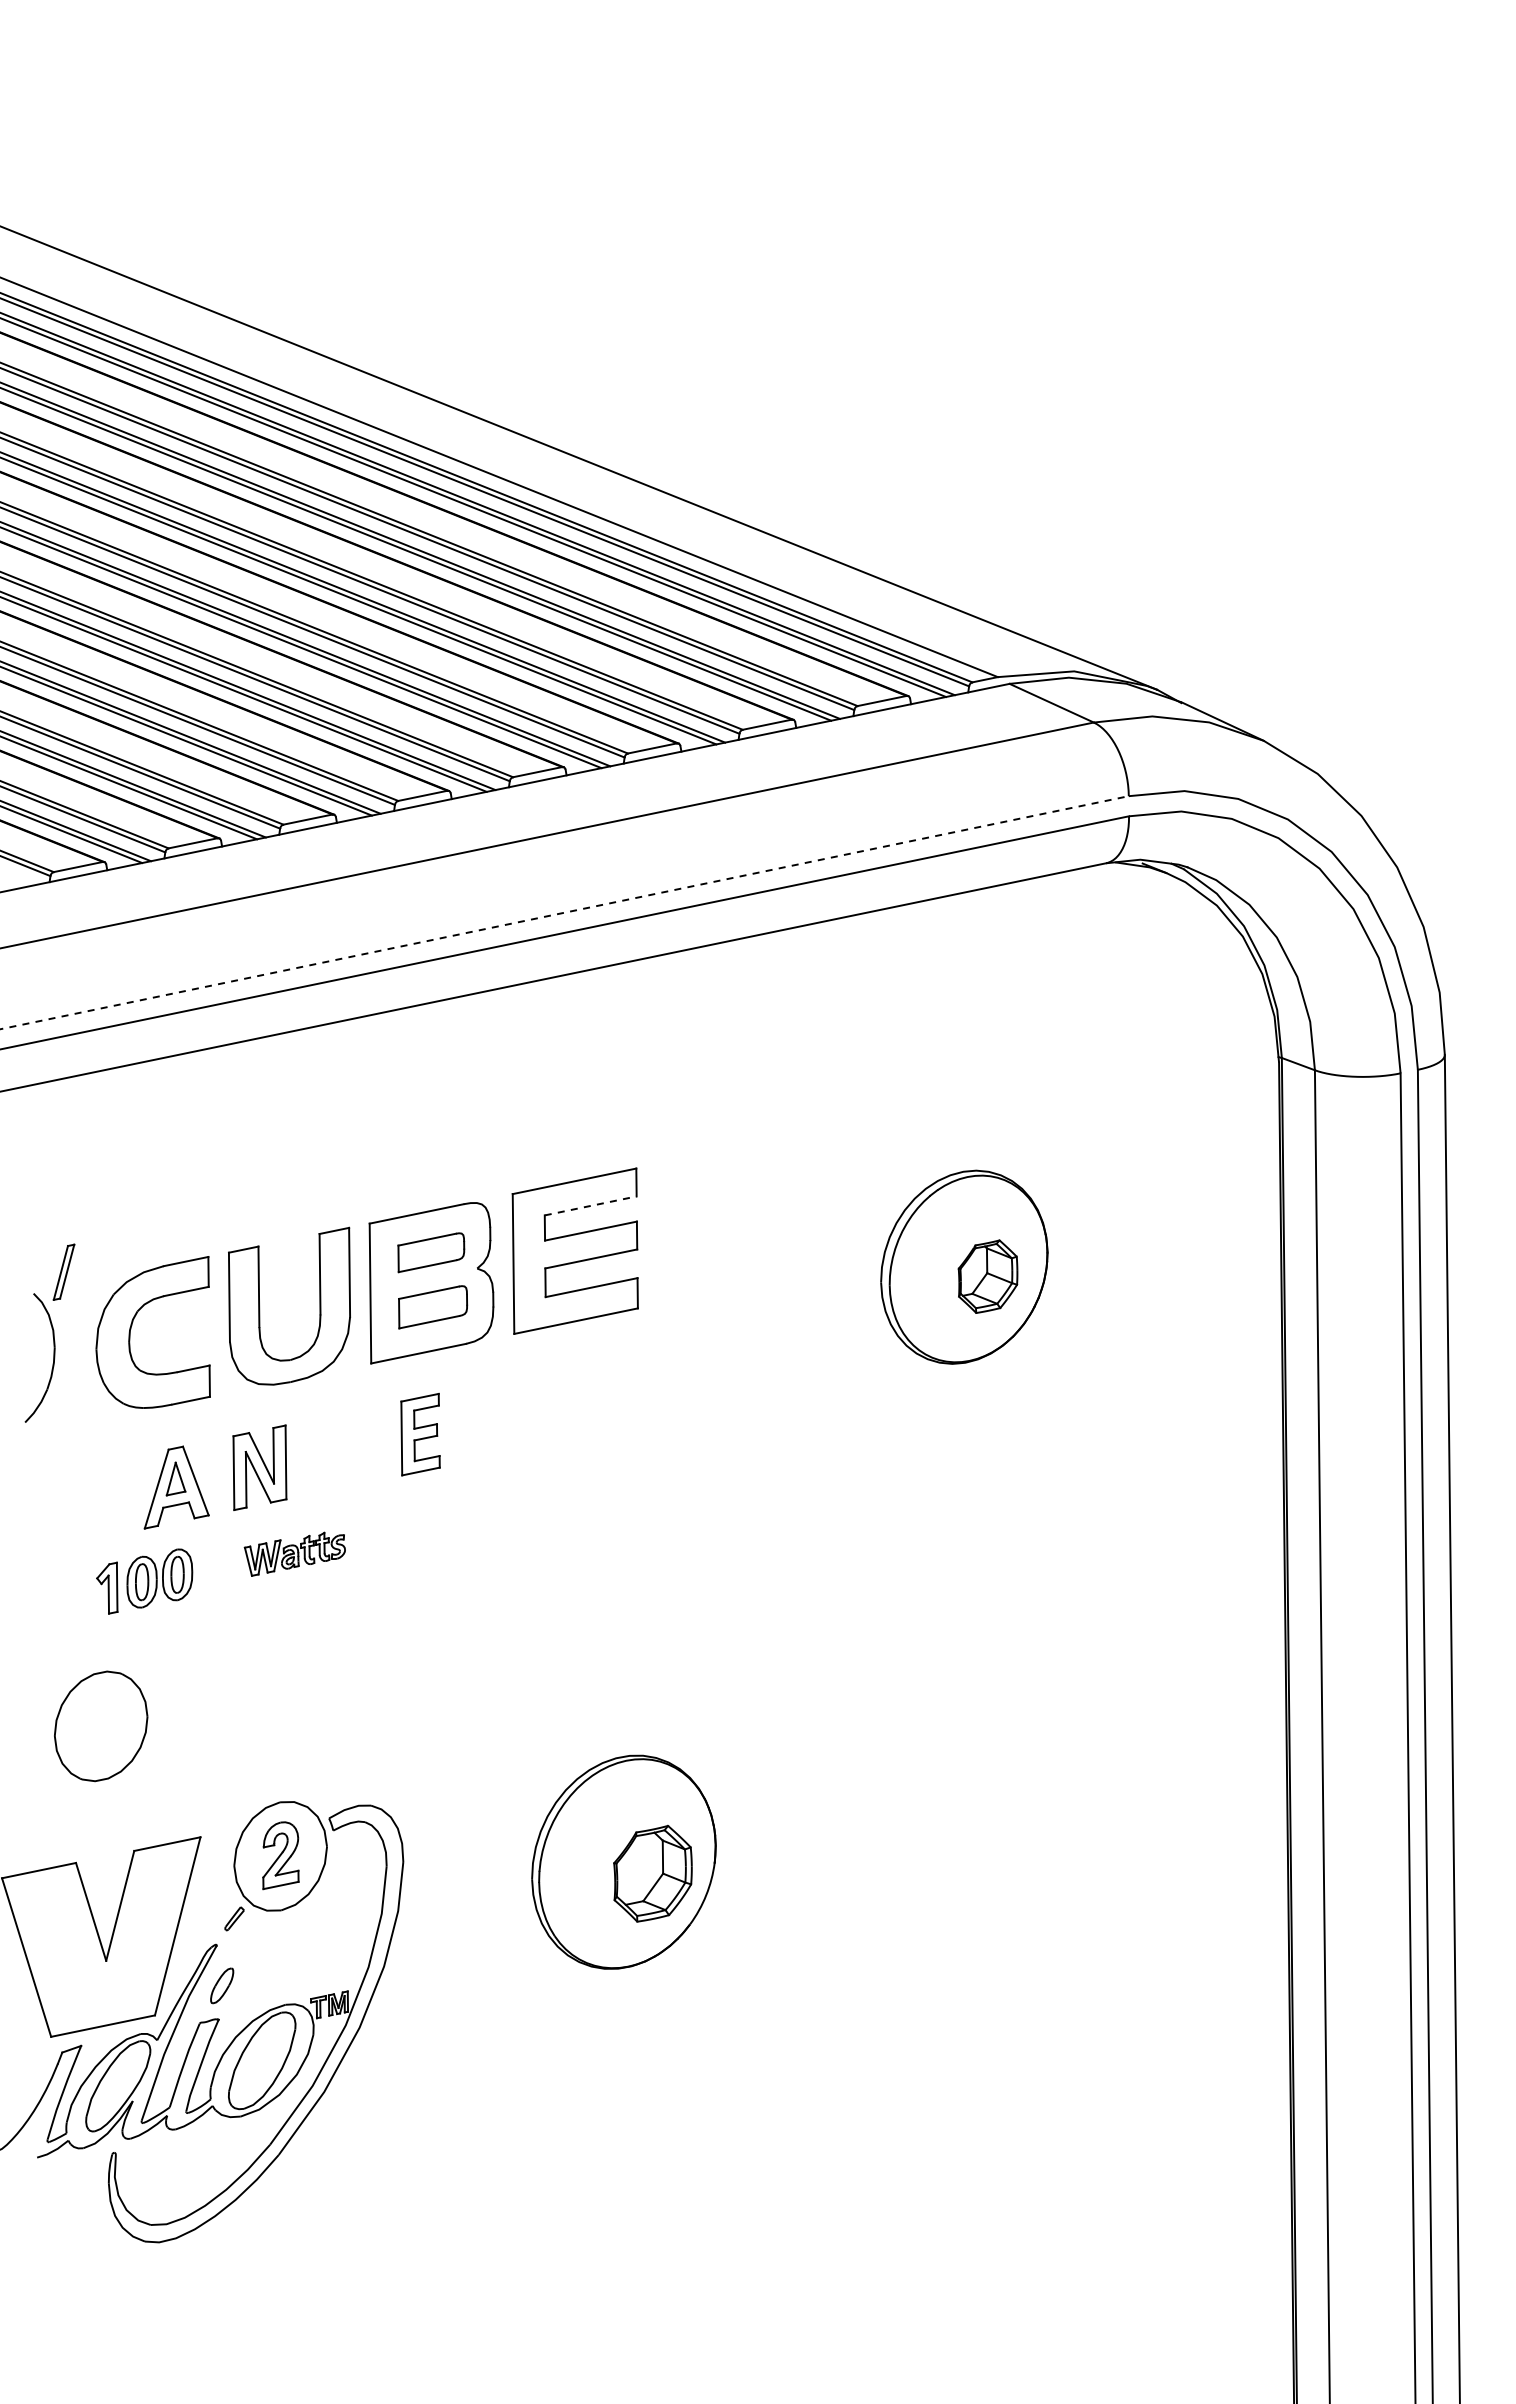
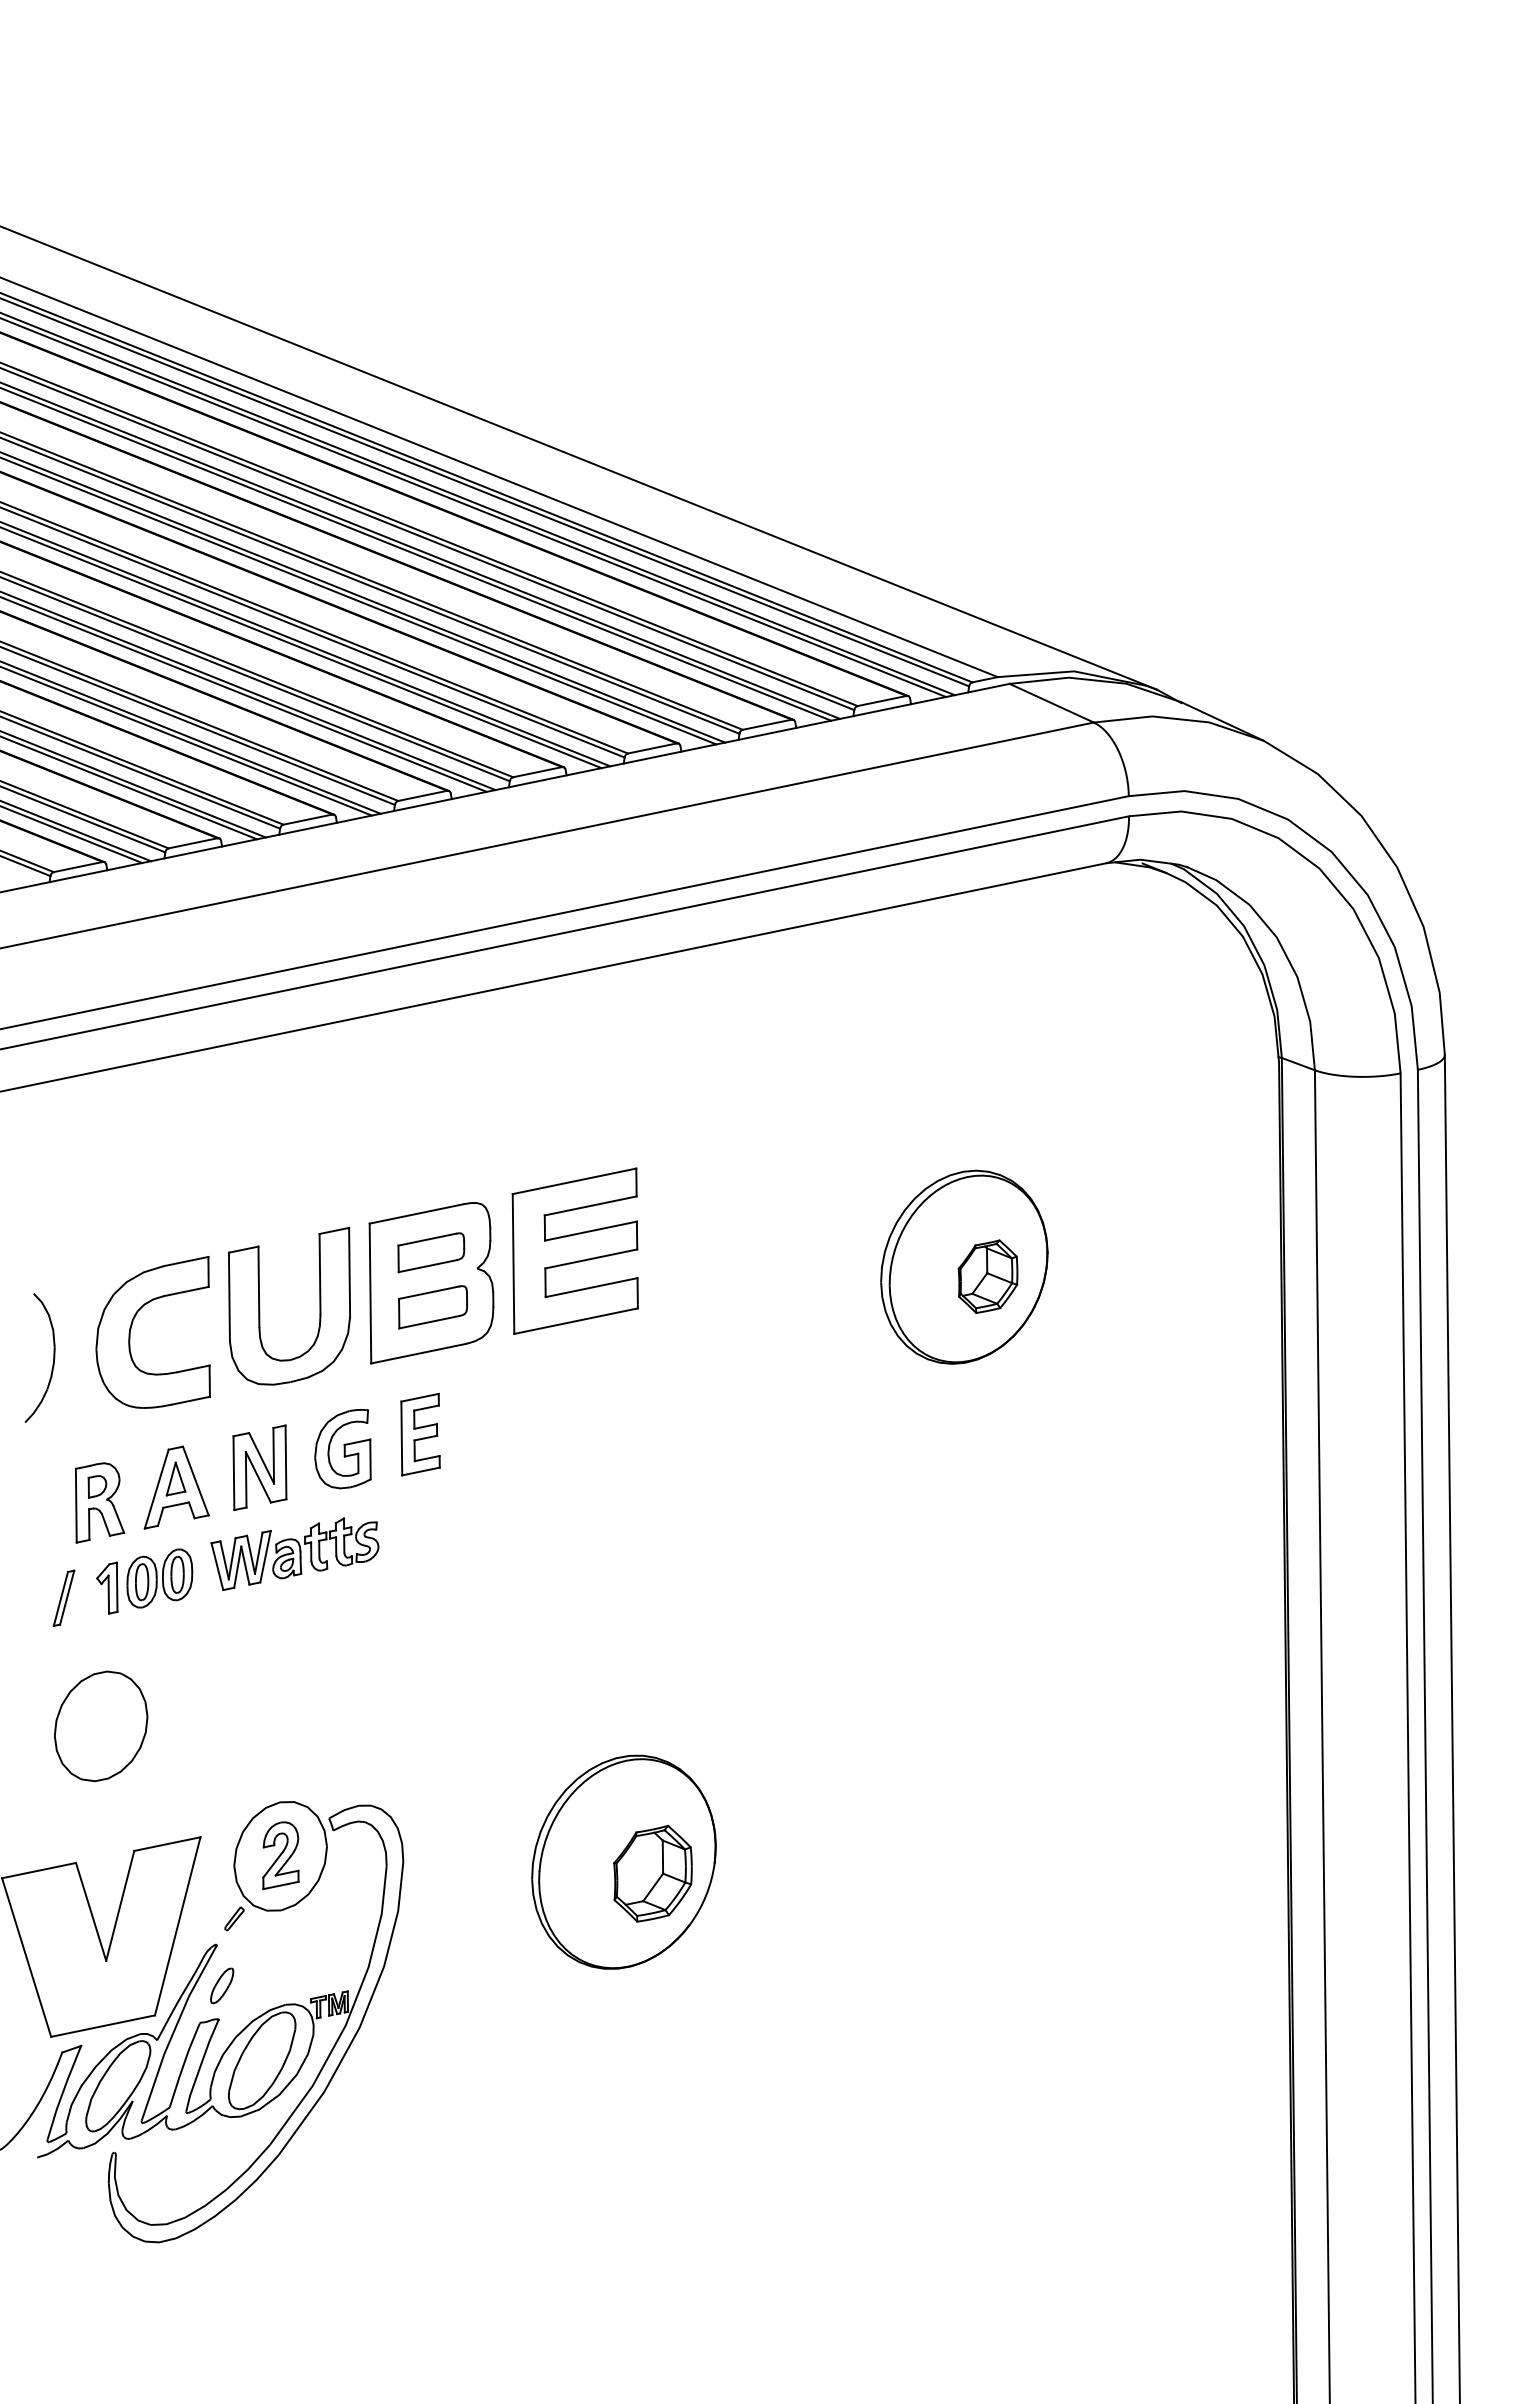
line: dashed -> solid (564, 912)
line: dashed -> solid (590, 1205)
part position: (63, 1271) -> (63, 1597) (63, 1597)
part: none -> present (342, 1449)
part: none -> present (99, 1502)
part size: 103x46 px -> 170x75 px (294, 1554)
